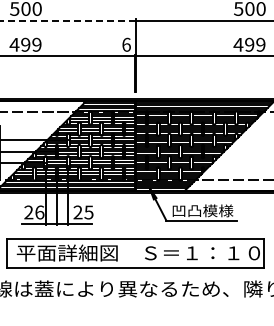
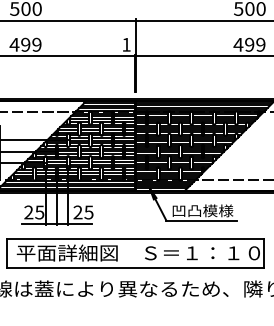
line: dashed -> solid (67, 20)
text: 6 -> 1 (126, 44)
text: 26 -> 25 (39, 212)
